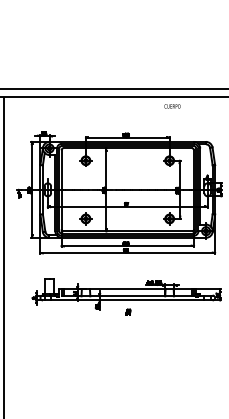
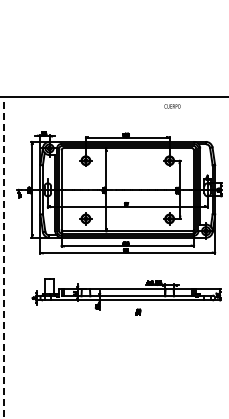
line: present -> none (113, 89)
line: solid -> dashed (3, 257)
part position: (128, 311) -> (138, 311) (138, 311)
